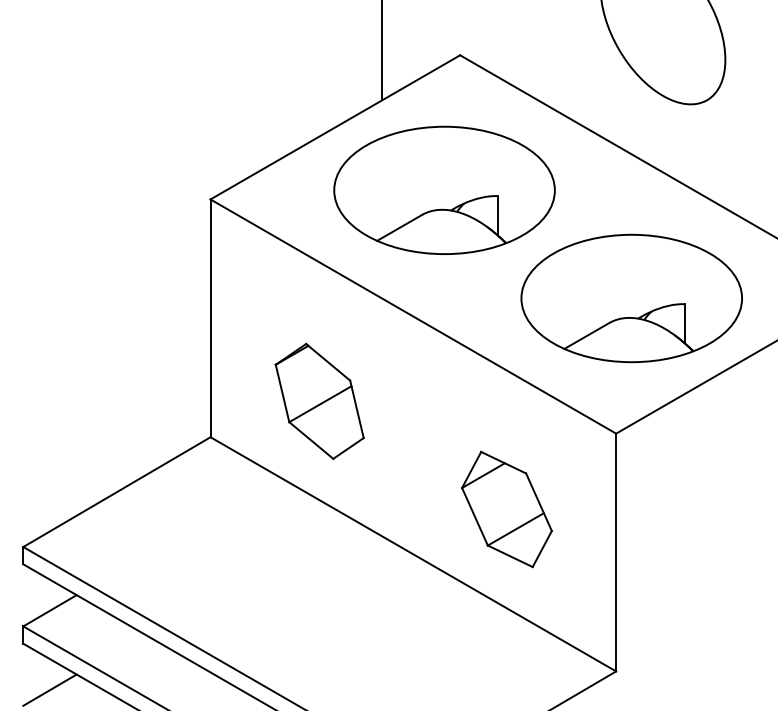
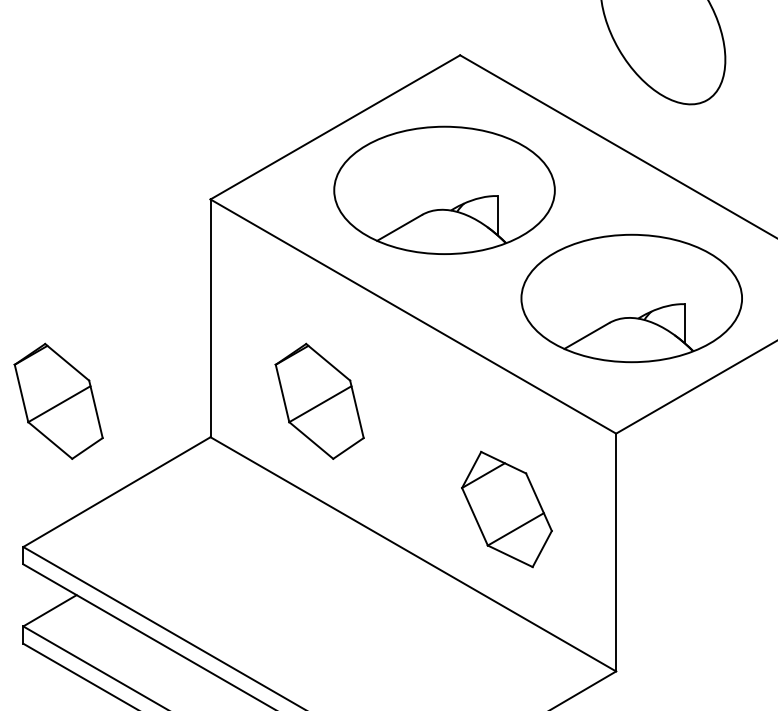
line: present -> none (382, 51)
part: none -> present (58, 400)
line: present -> none (49, 689)
